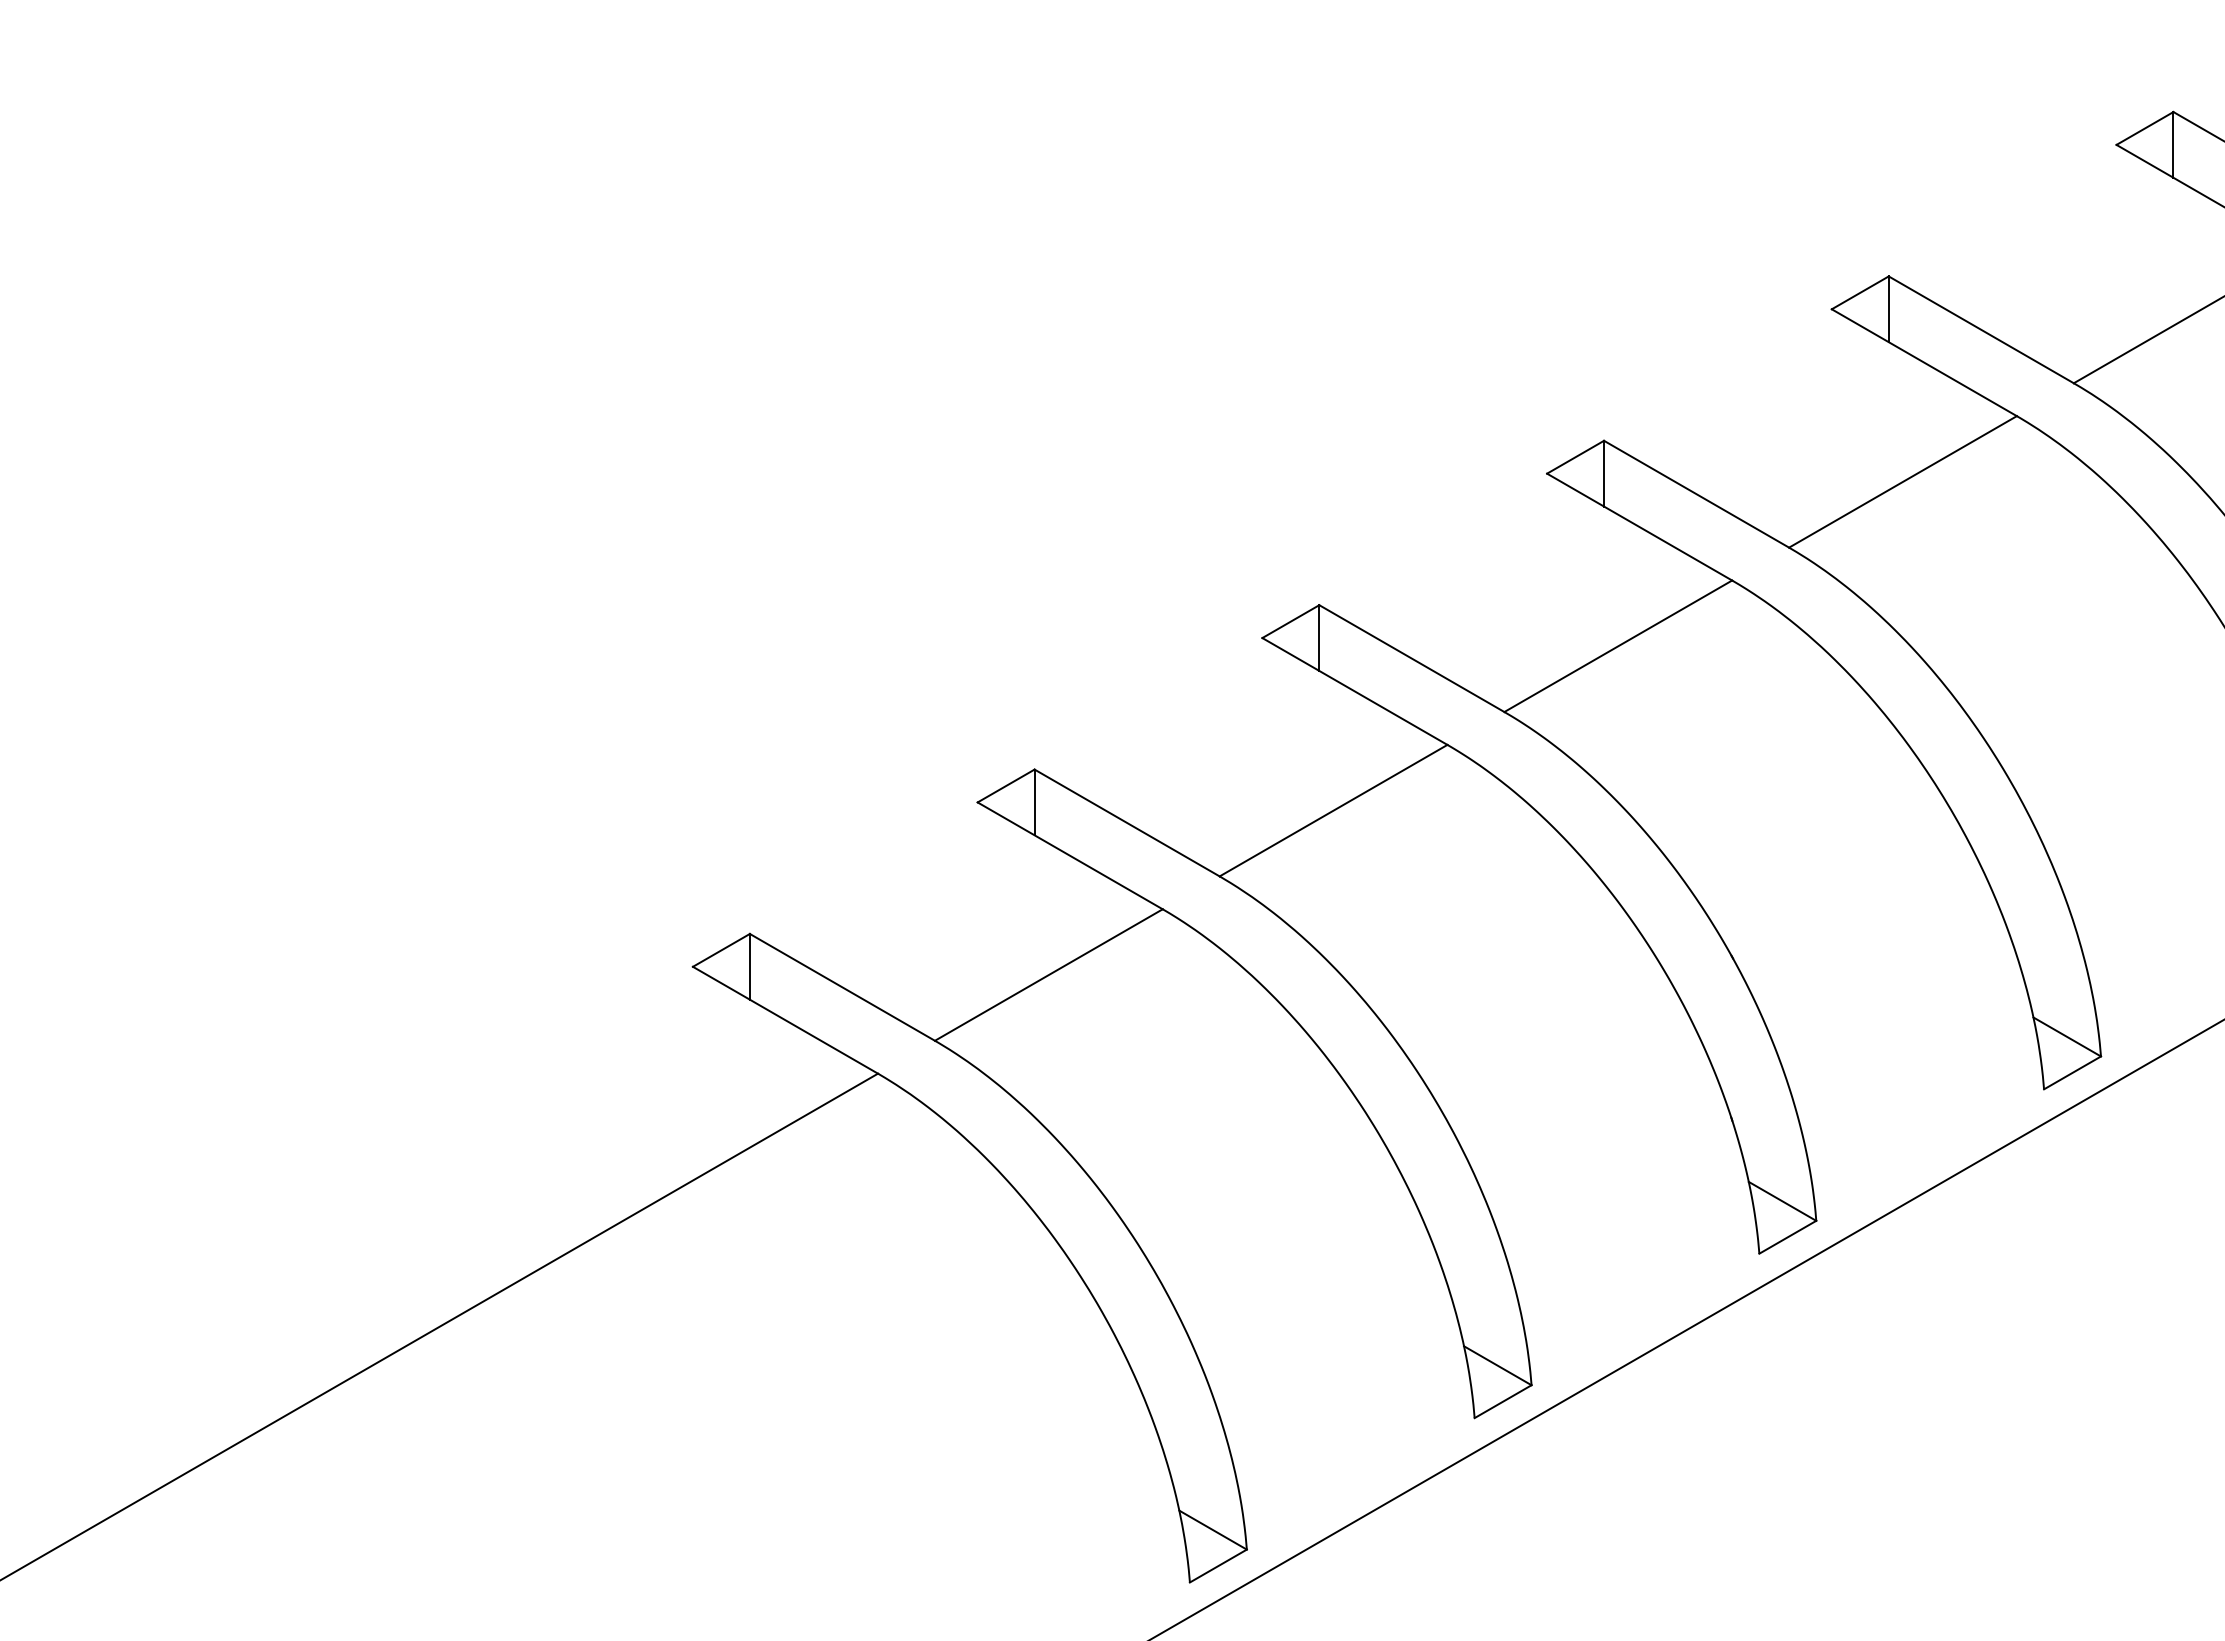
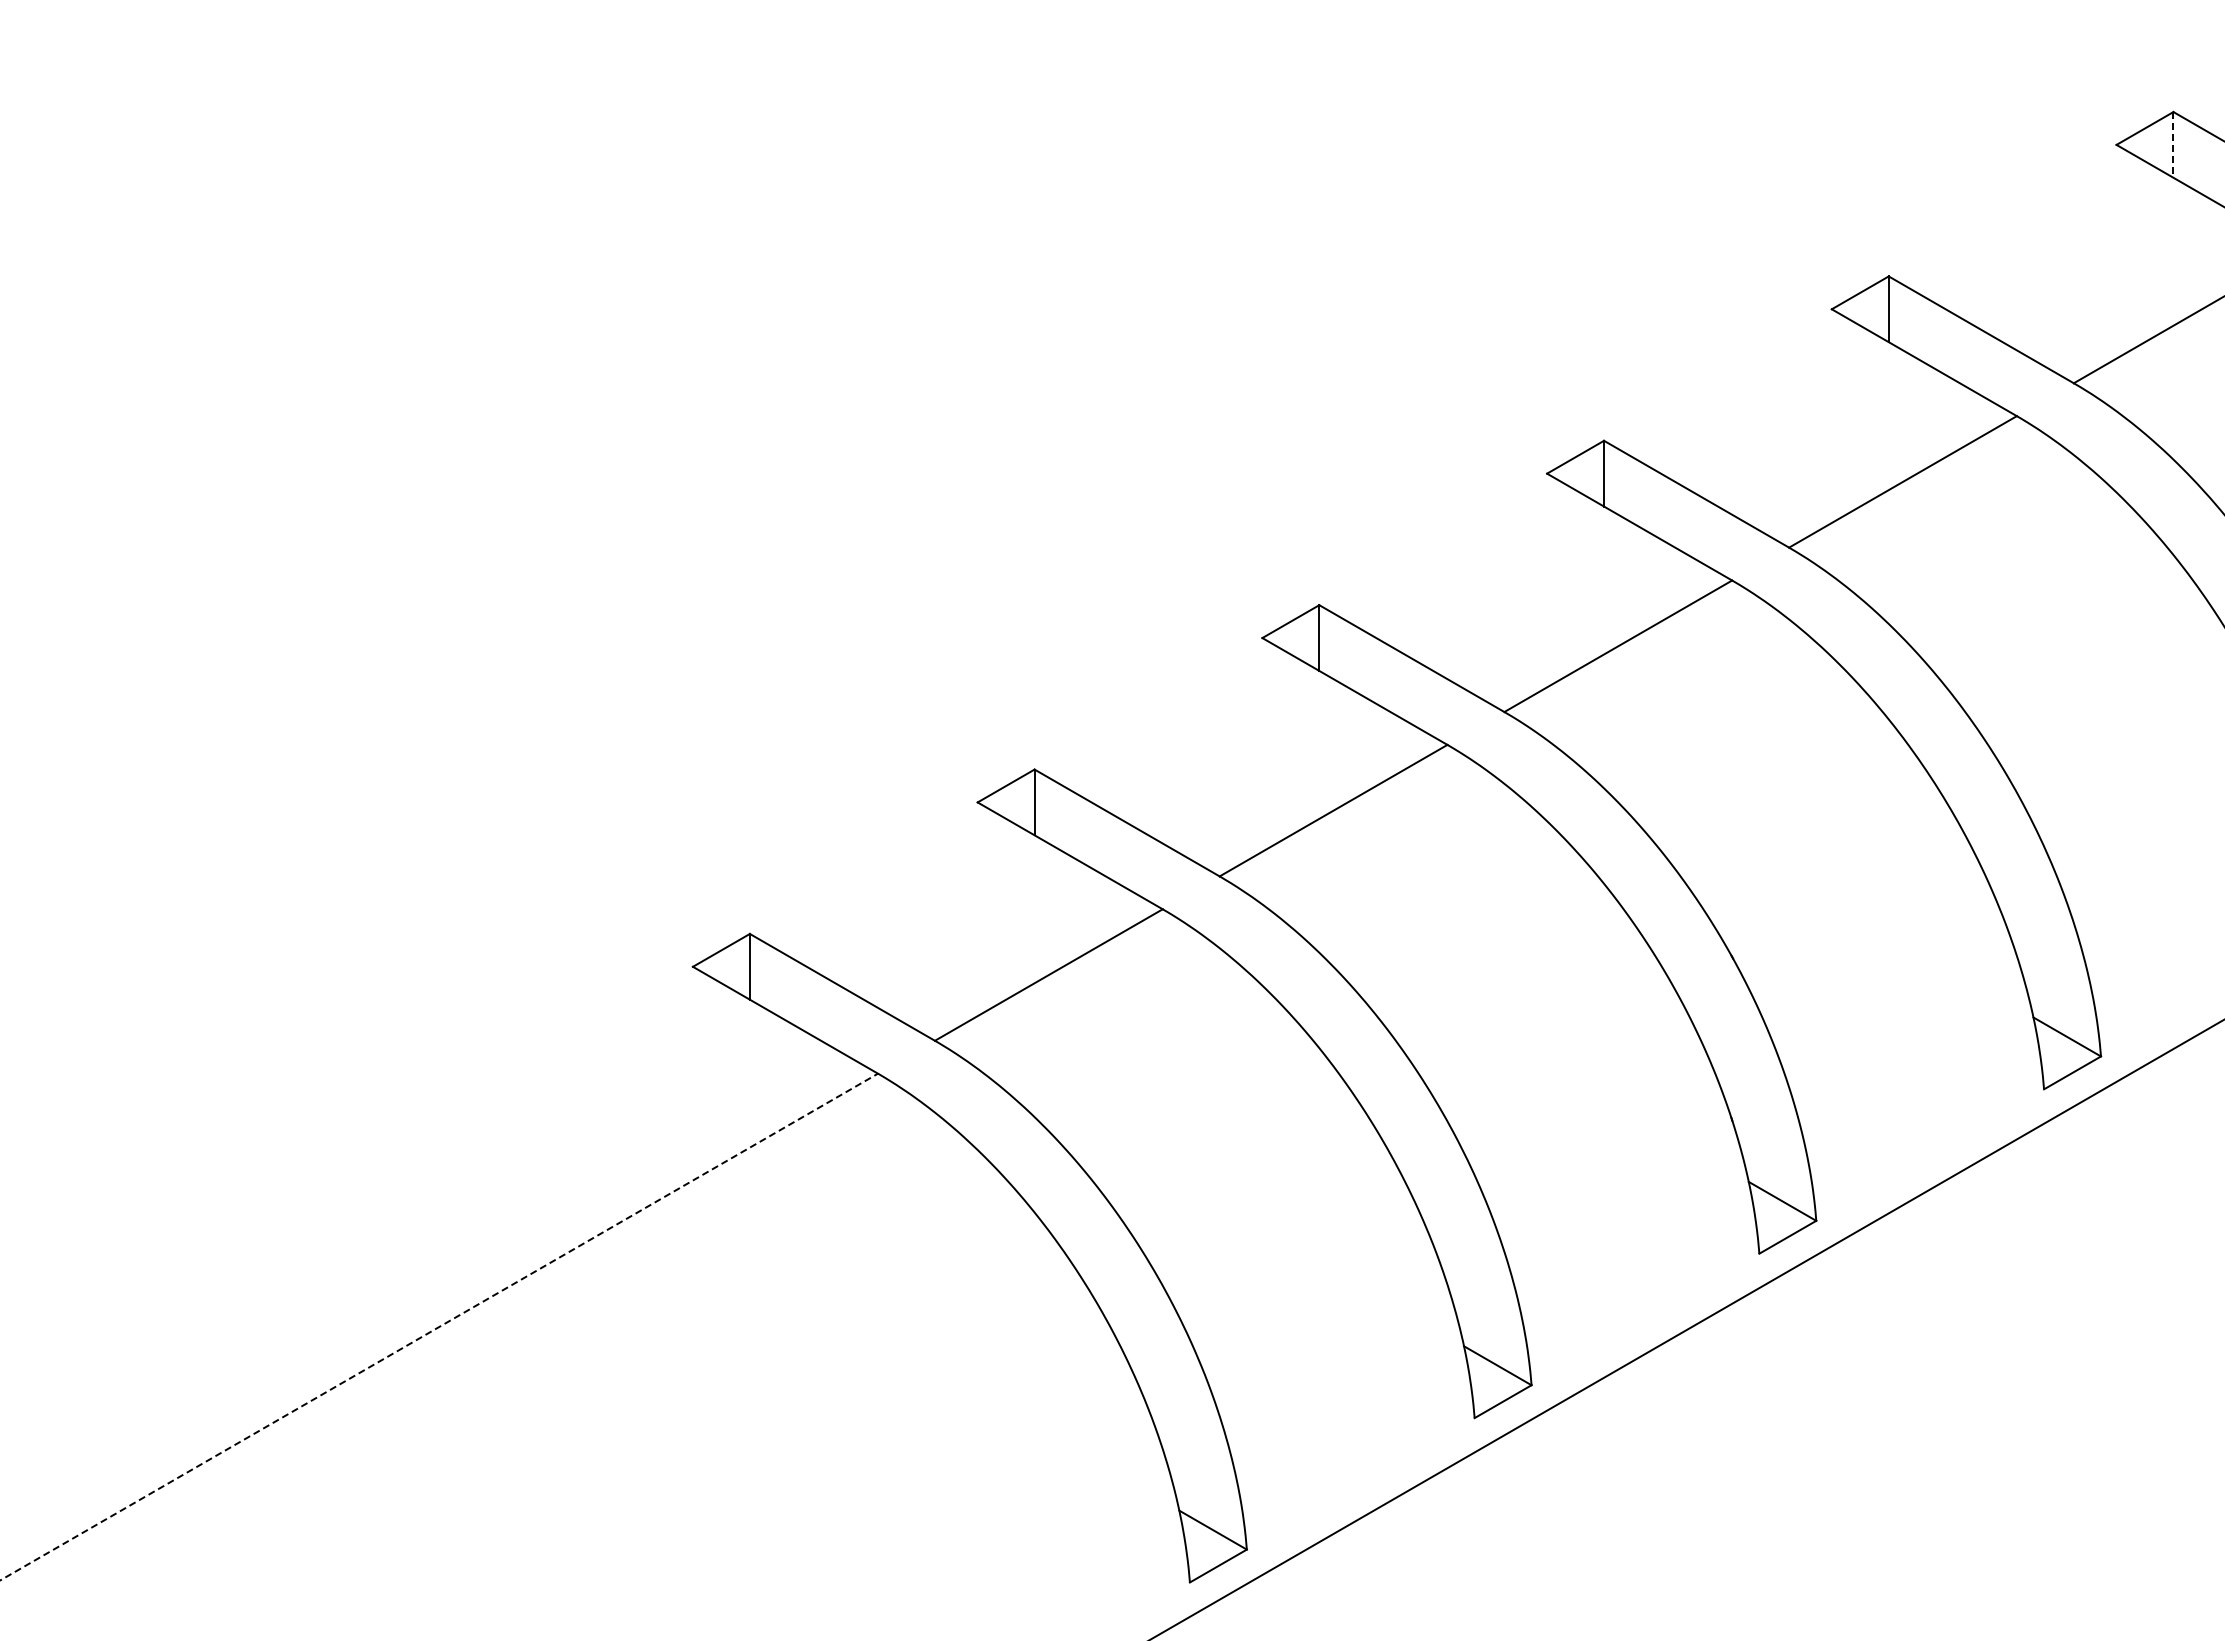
line: solid -> dashed (2173, 144)
line: solid -> dashed (439, 1327)
